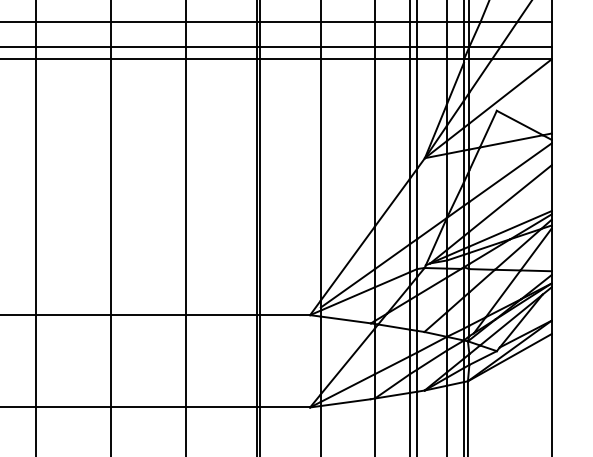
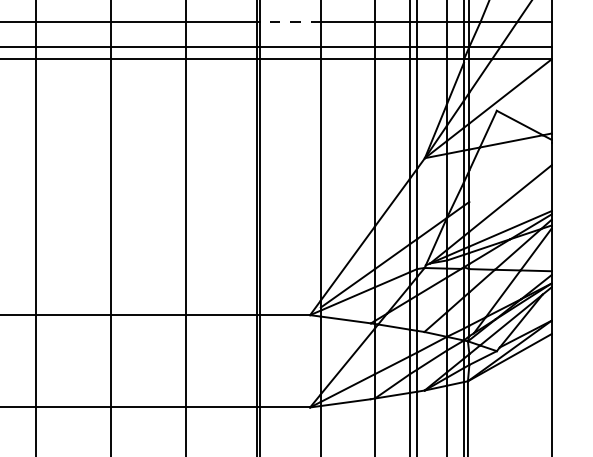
line: solid -> dashed (290, 22)
line: present -> none (510, 172)
